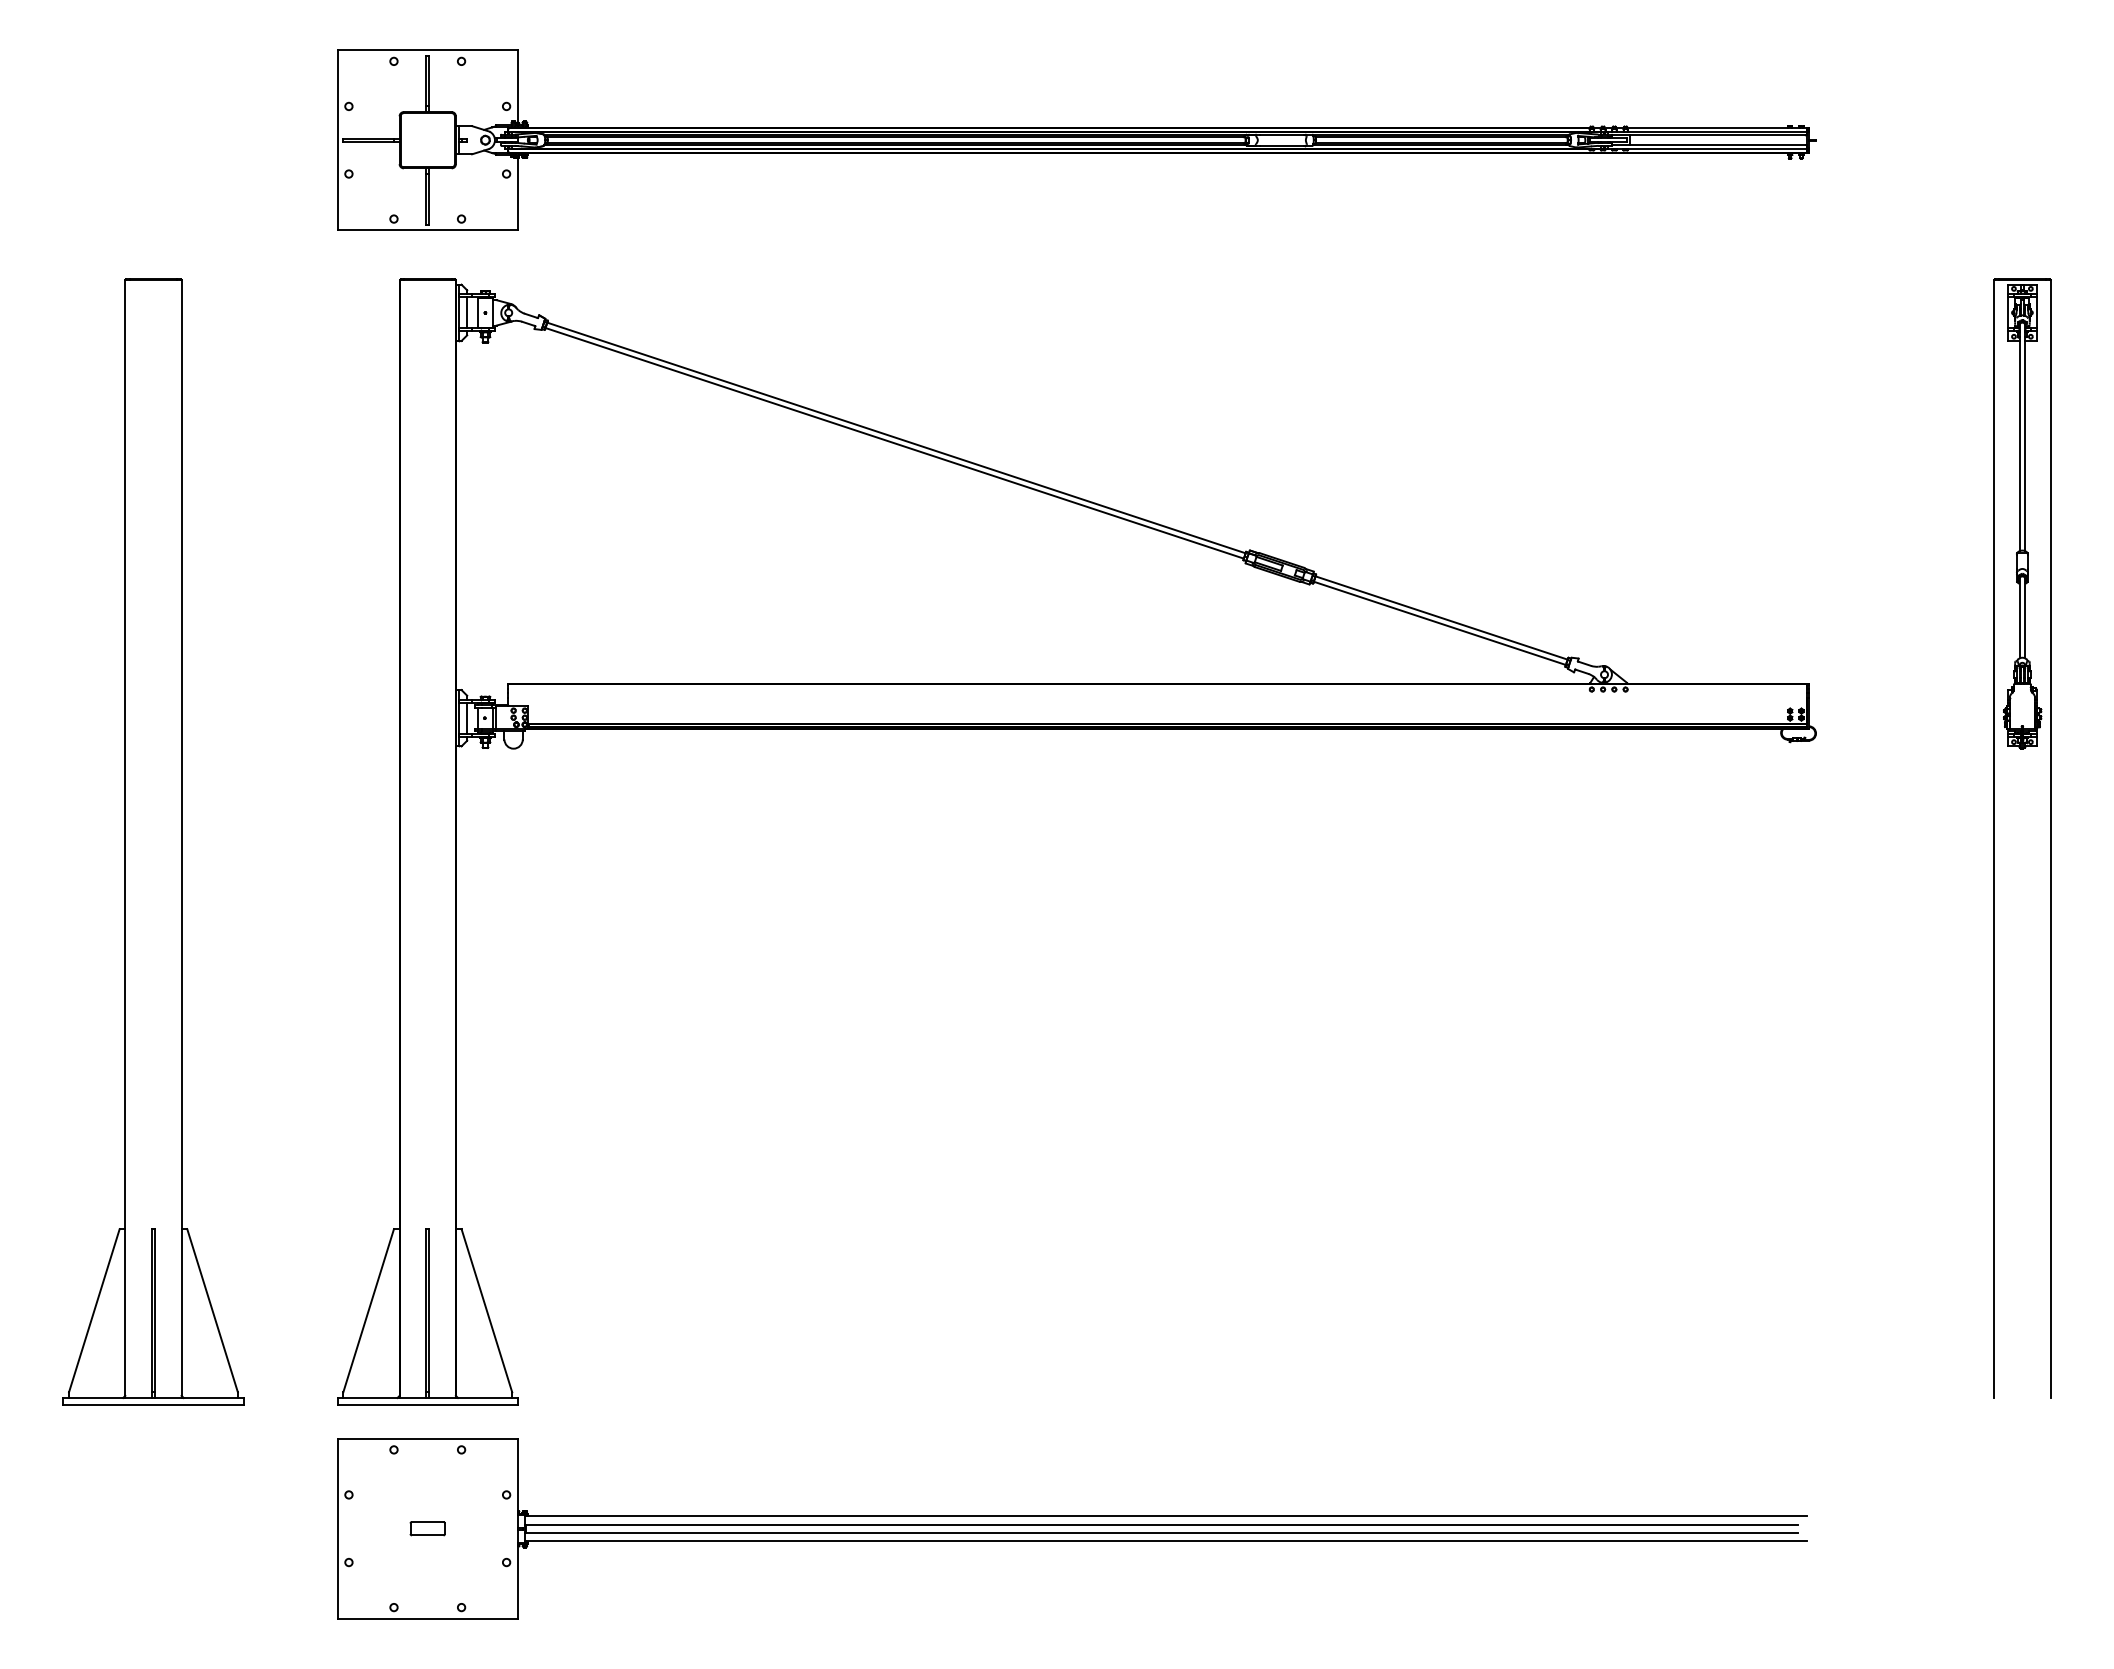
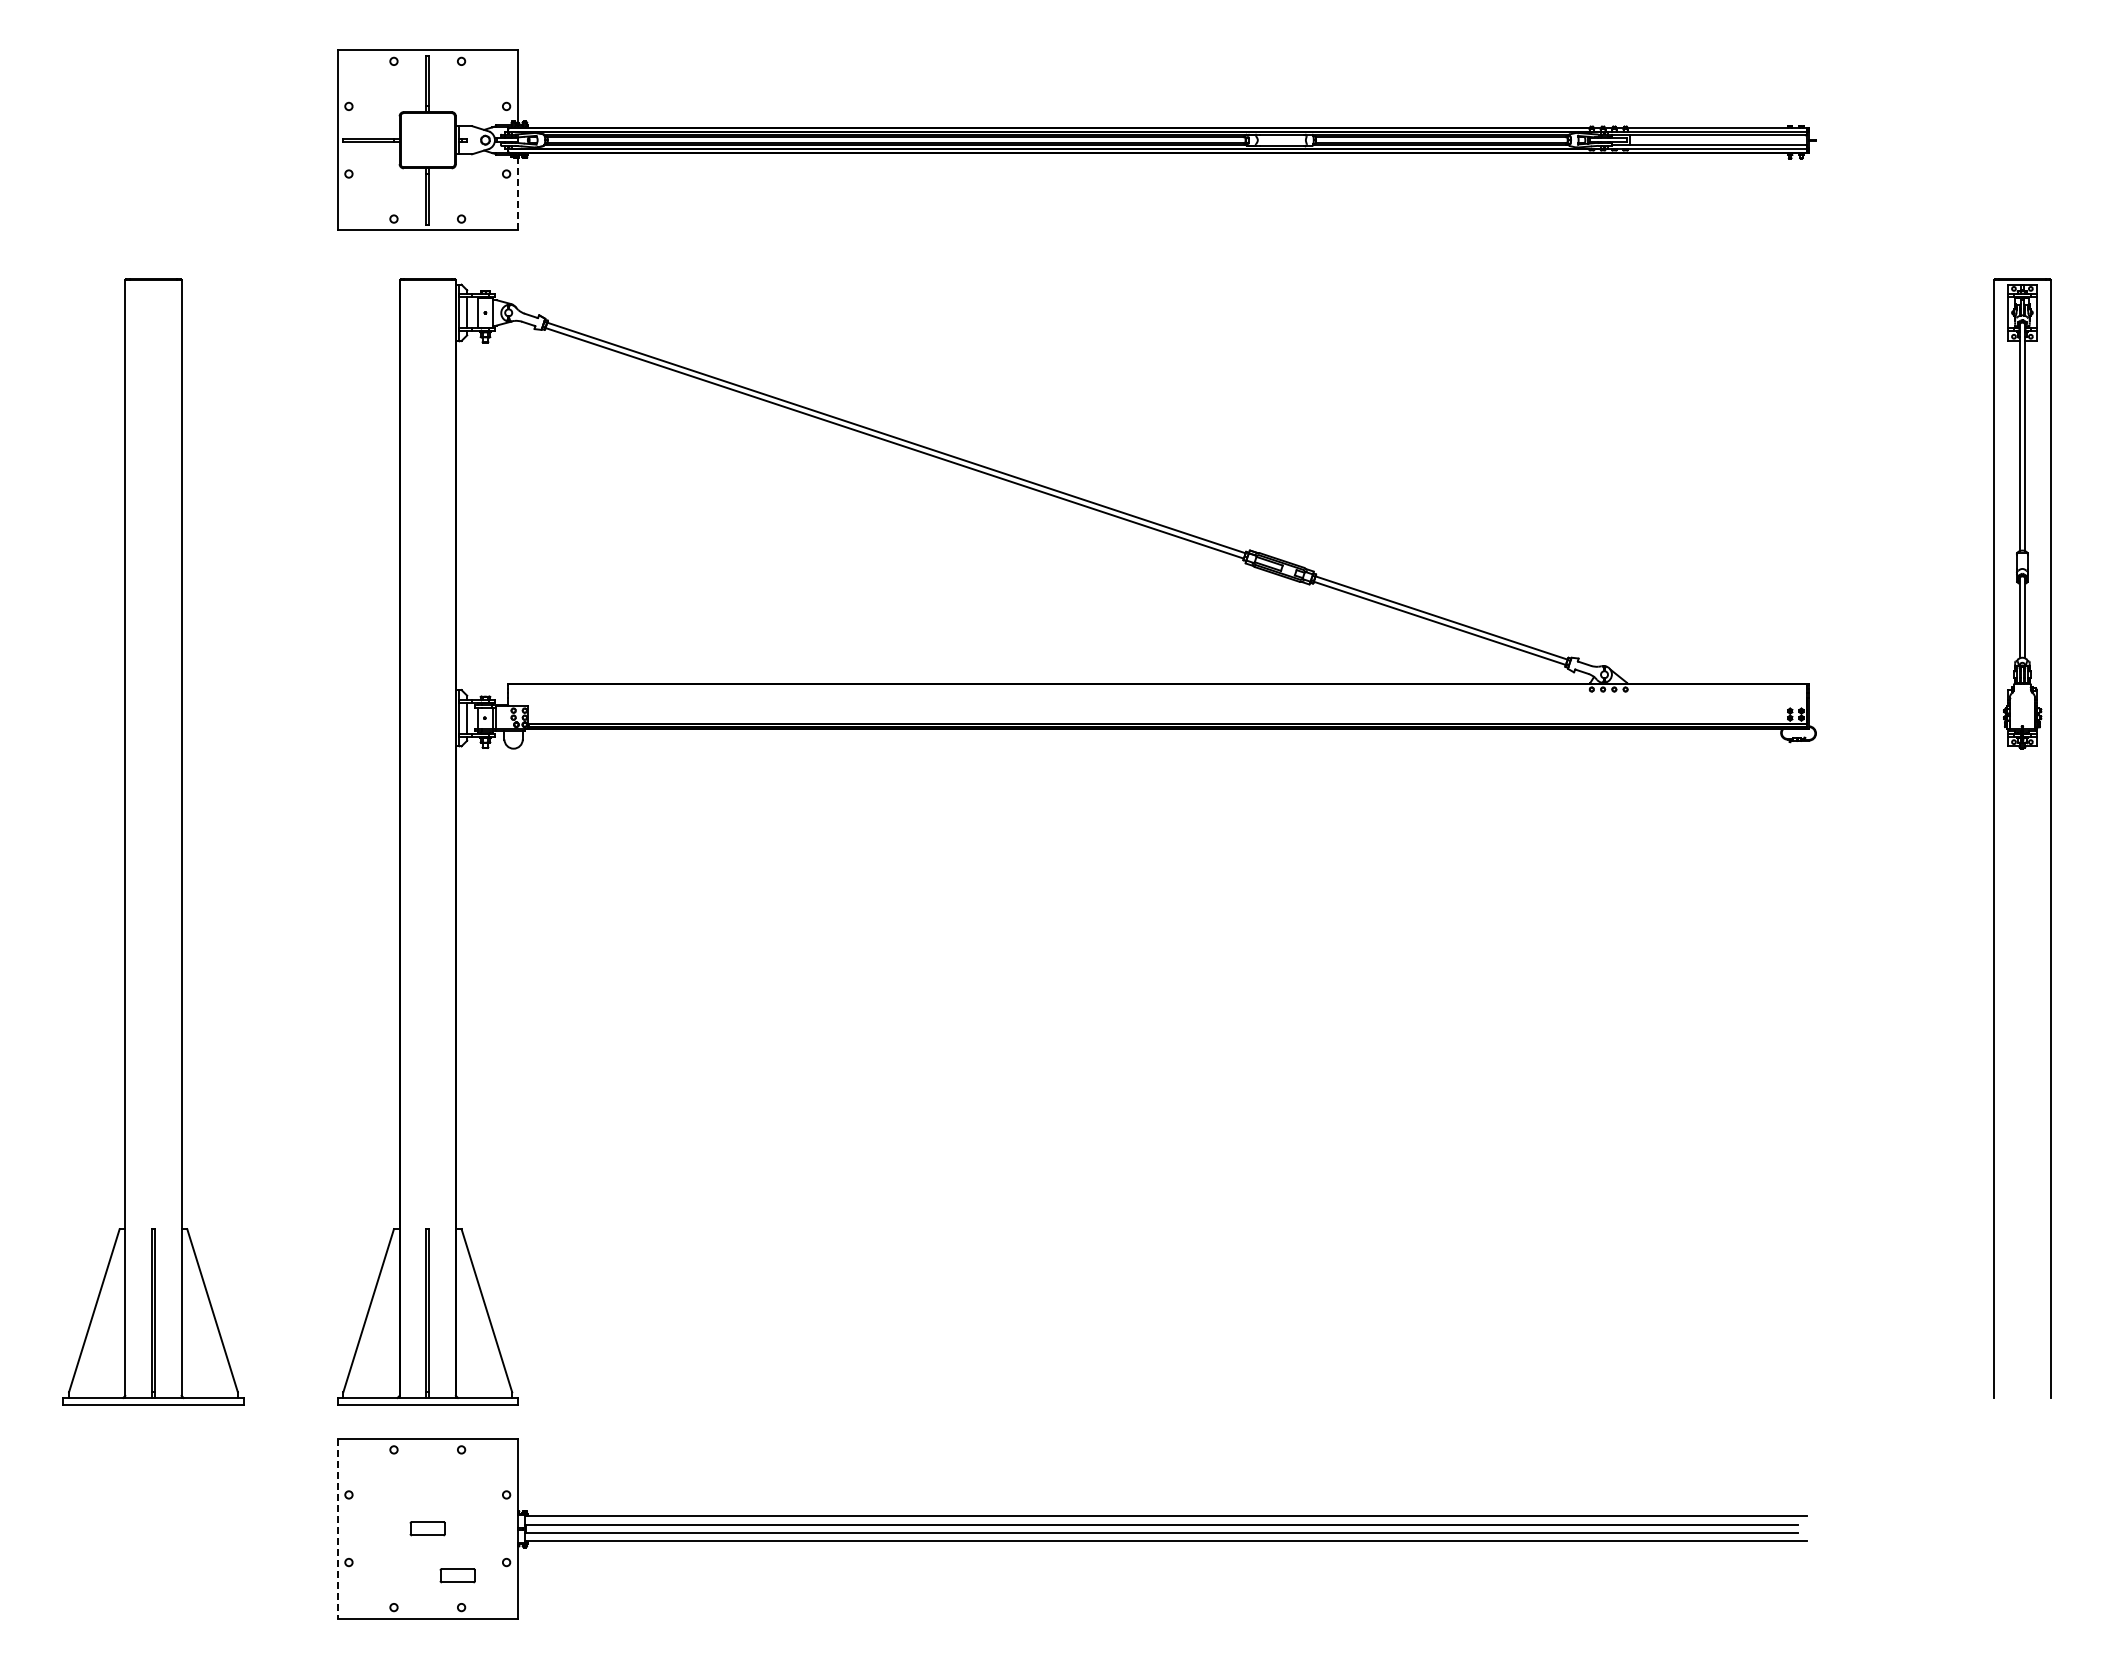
line: solid -> dashed (517, 193)
line: solid -> dashed (337, 1529)
part: none -> present (457, 1575)
